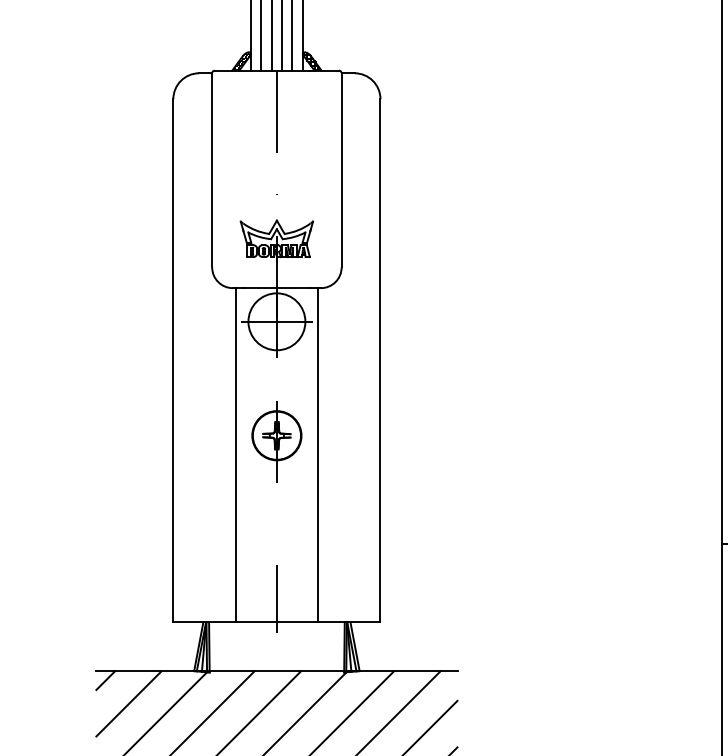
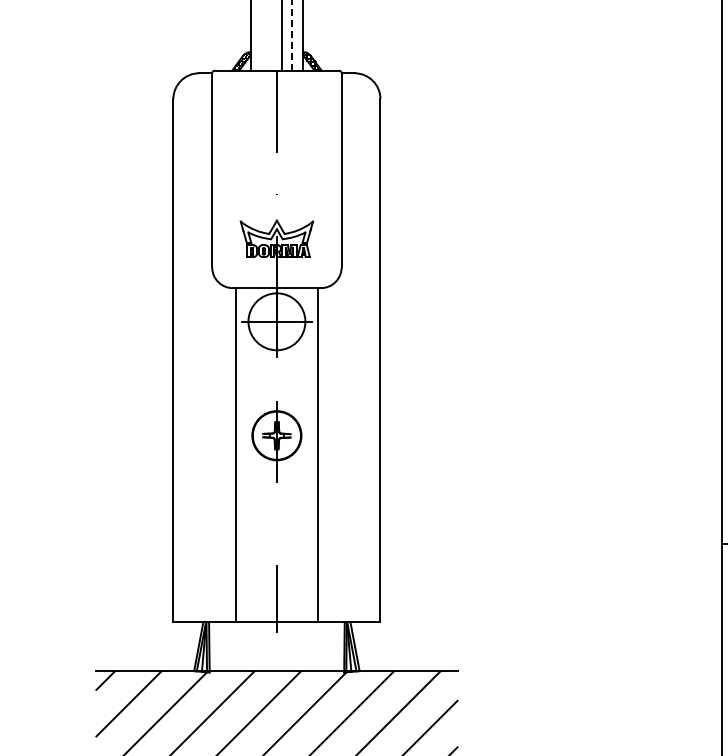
line: solid -> dashed (292, 35)
line: present -> none (261, 36)
line: present -> none (271, 36)
